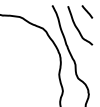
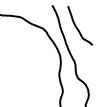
line: present -> none (87, 11)
